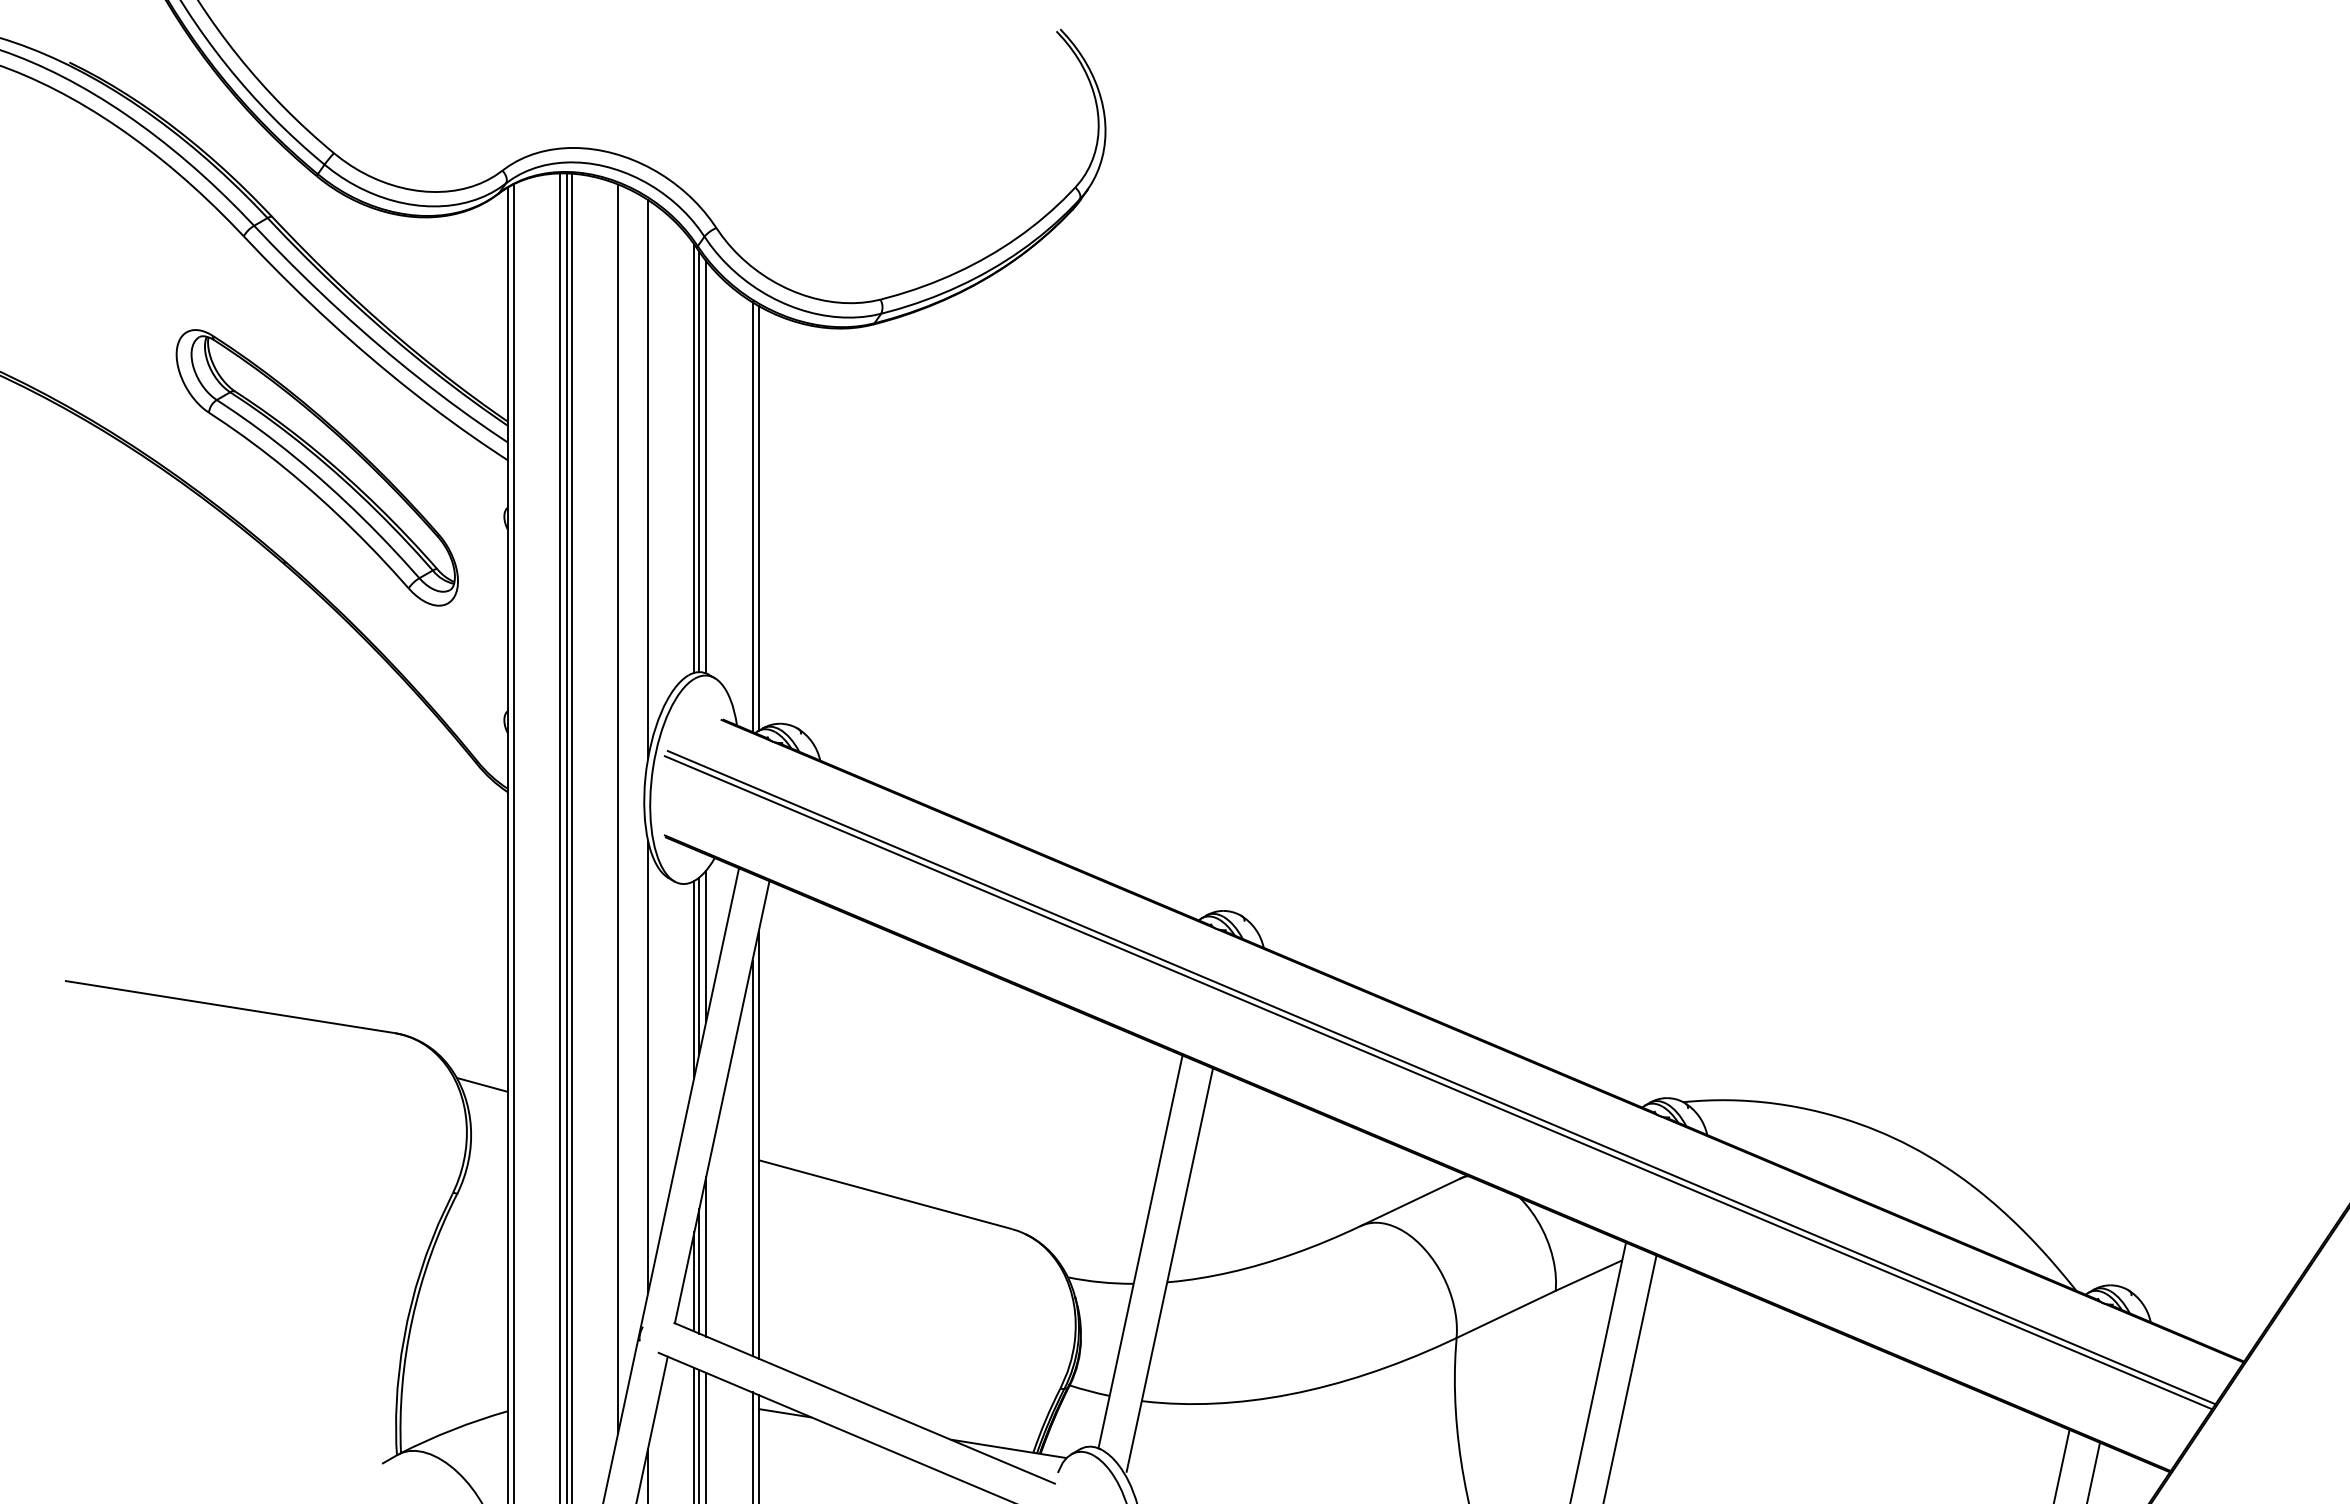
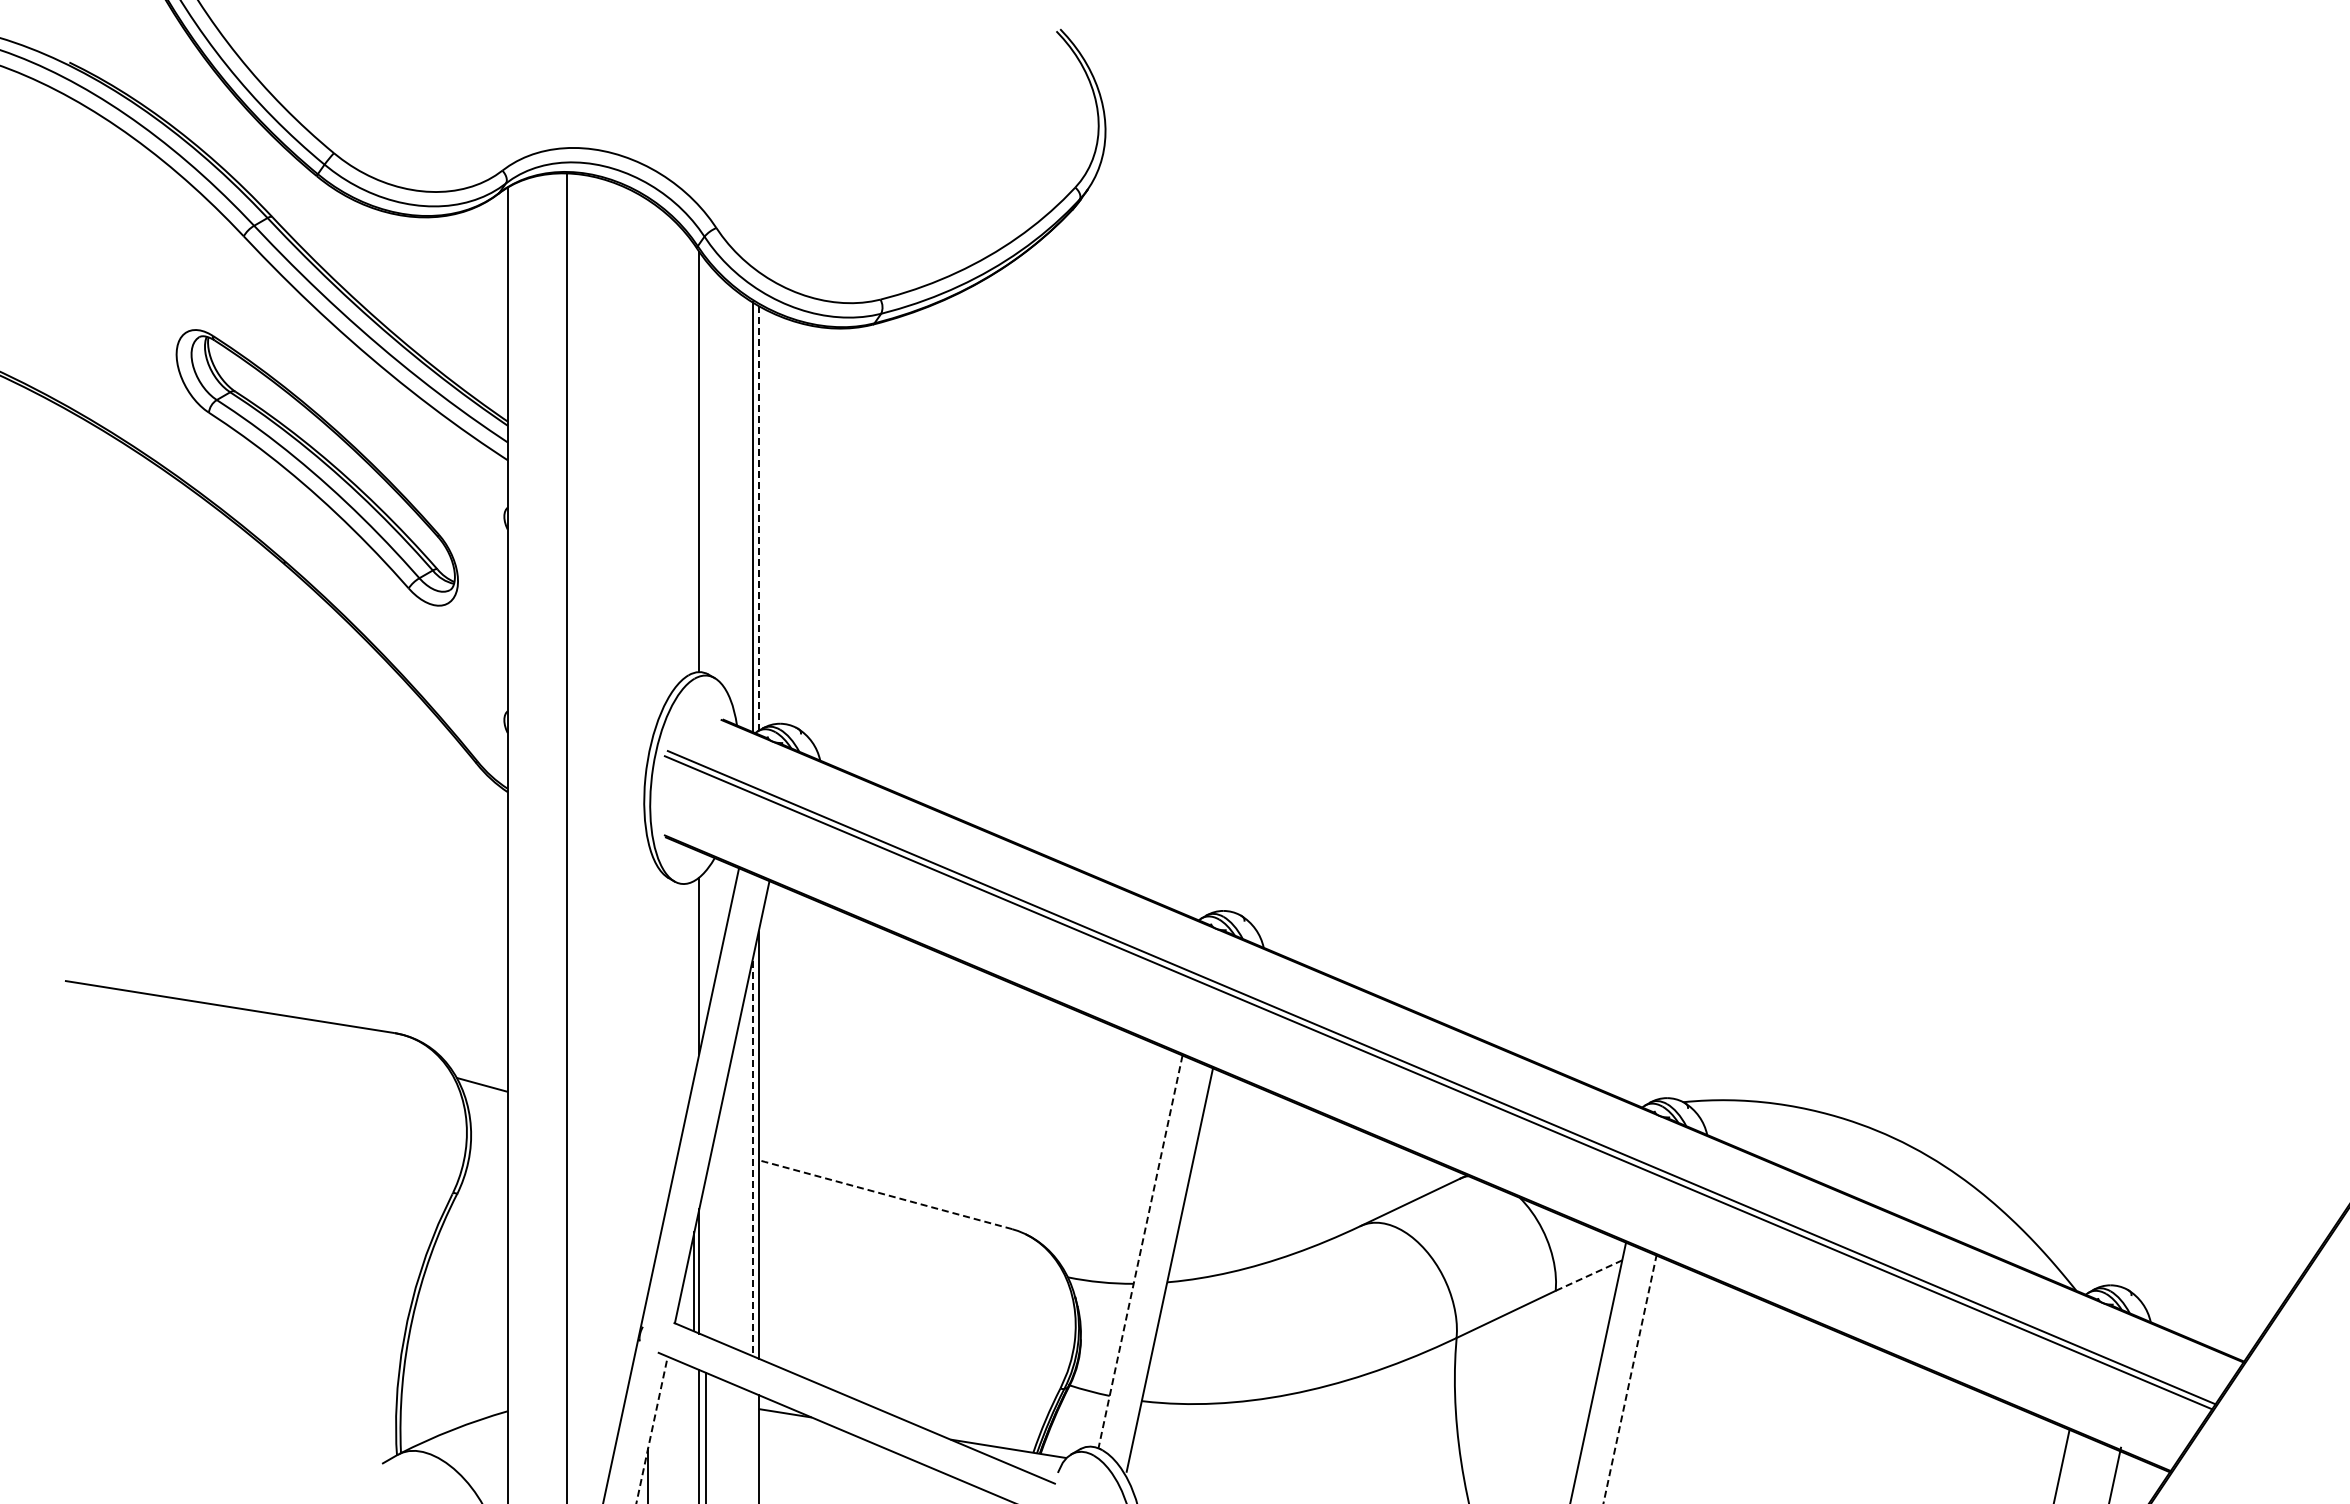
line: present -> none (694, 458)
line: present -> none (706, 467)
line: present -> none (648, 479)
line: solid -> dashed (758, 517)
line: present -> none (618, 808)
line: present -> none (560, 836)
line: present -> none (572, 836)
line: present -> none (513, 842)
line: present -> none (706, 945)
line: present -> none (694, 978)
line: present -> none (648, 1066)
line: solid -> dashed (752, 1158)
line: solid -> dashed (884, 1194)
line: solid -> dashed (1140, 1251)
line: present -> none (706, 1256)
line: solid -> dashed (1588, 1275)
line: solid -> dashed (1629, 1379)
line: solid -> dashed (652, 1429)
line: present -> none (694, 1433)
line: present -> none (752, 1446)
line position: (2093, 1471) -> (2115, 1473) (2115, 1473)
